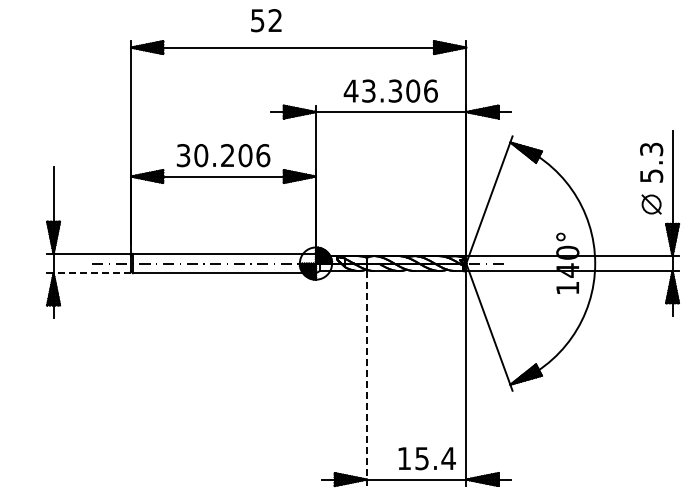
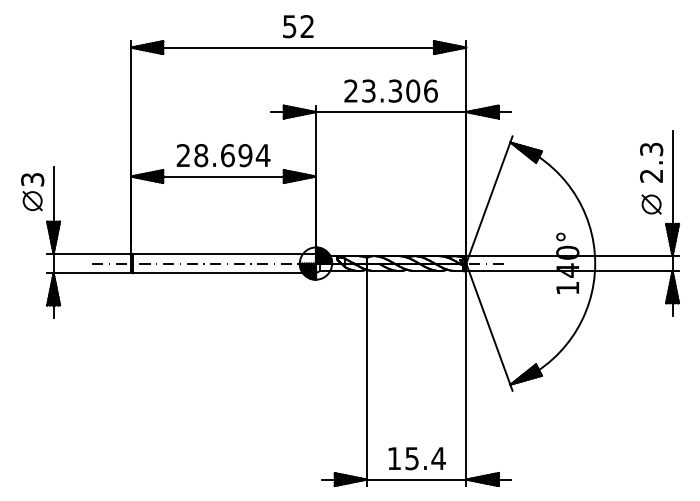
text position: (266, 20) -> (298, 26) (298, 26)
text: 43.306 -> 23.306 (350, 90)
text: 30.206 -> 28.694 (223, 155)
text: 5.3 -> 2.3 (651, 175)
part: none -> present (32, 192)
line: dashed -> solid (92, 273)
line: dashed -> solid (366, 378)
text position: (426, 458) -> (416, 458) (416, 458)
